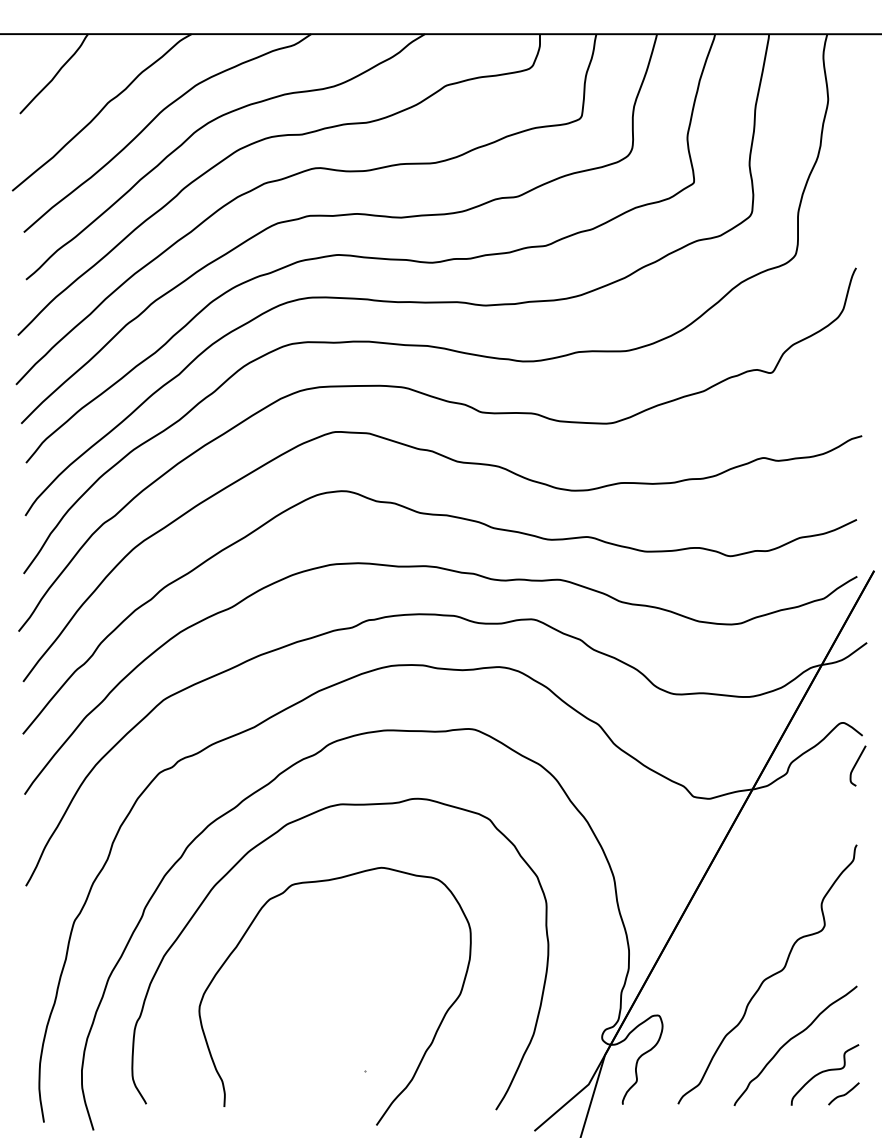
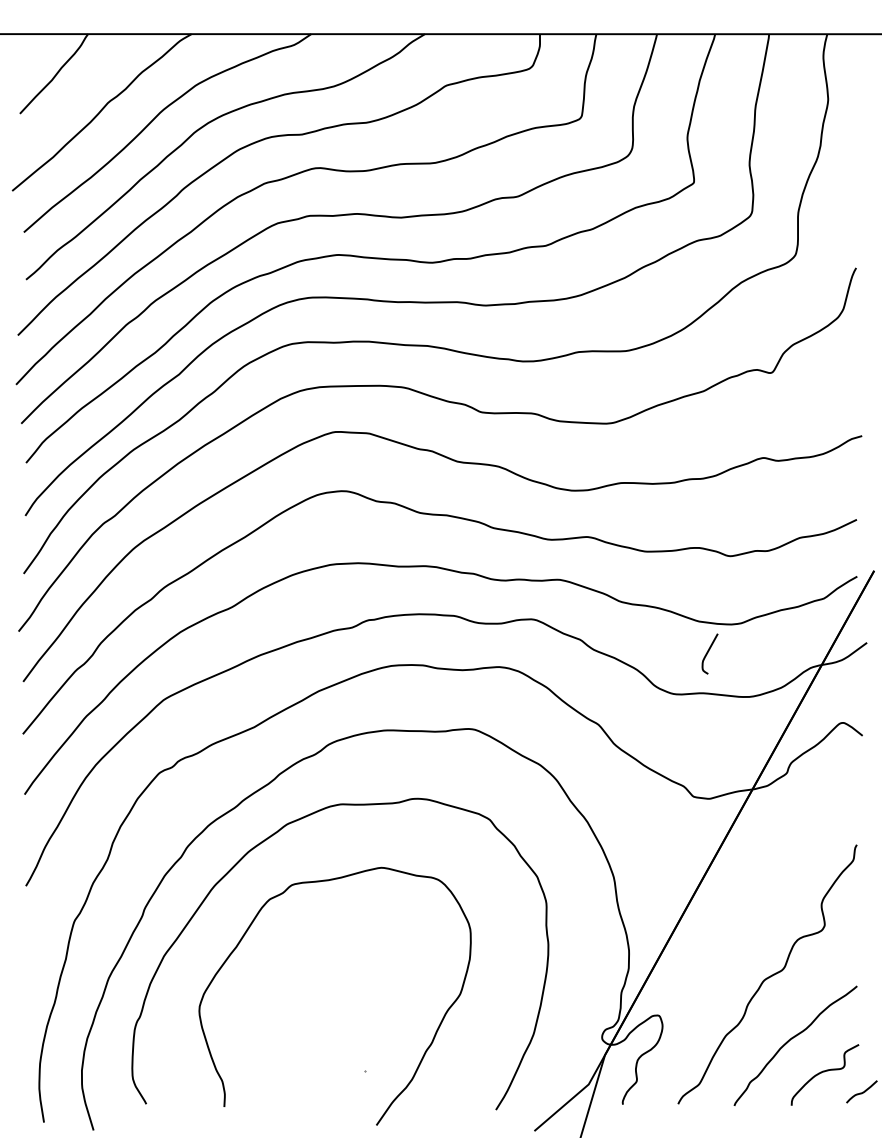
curve position: (856, 765) -> (708, 653) (708, 653)
curve position: (844, 1093) -> (862, 1091) (862, 1091)
